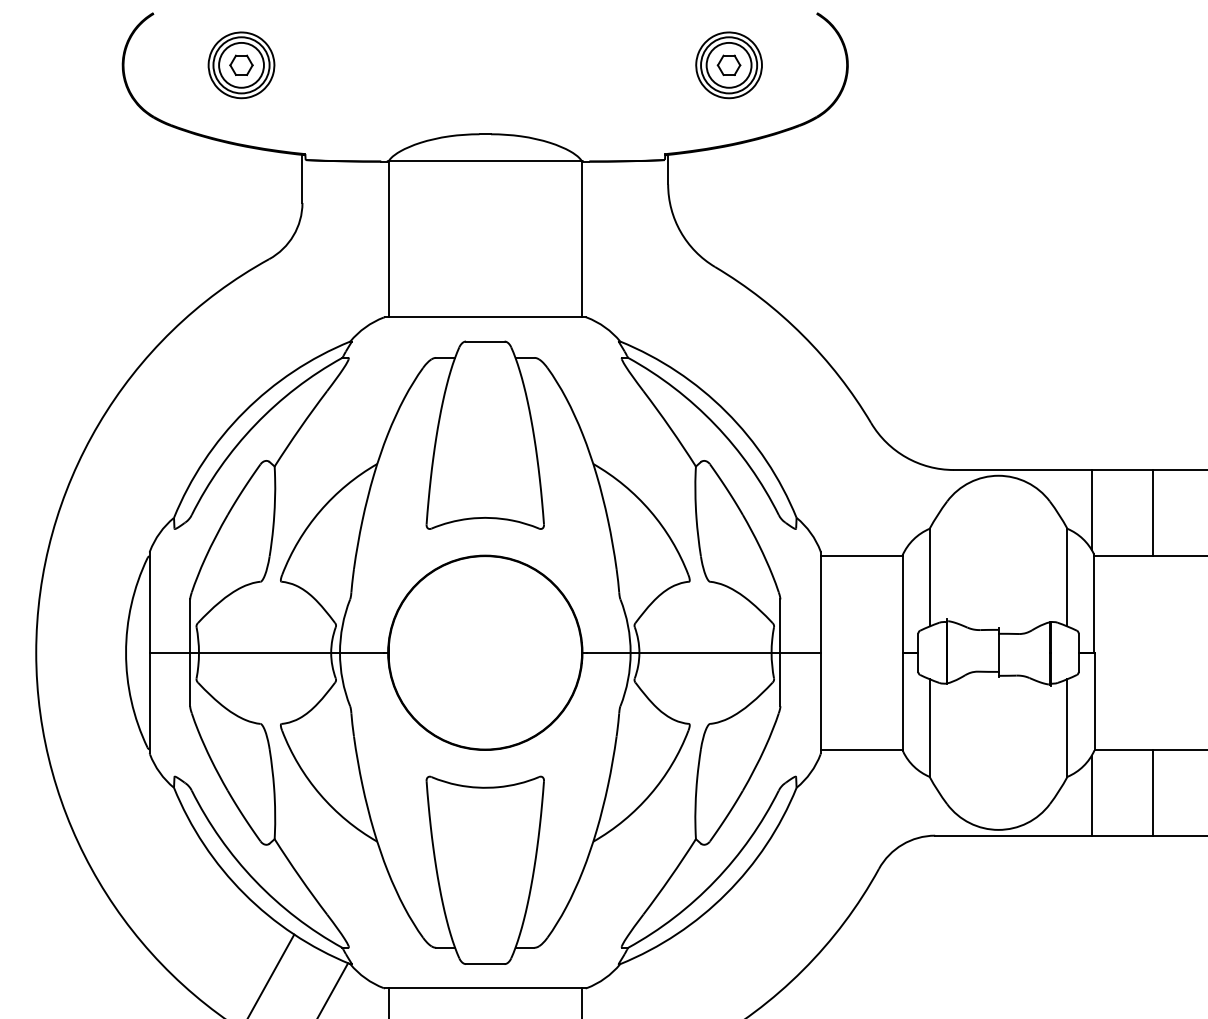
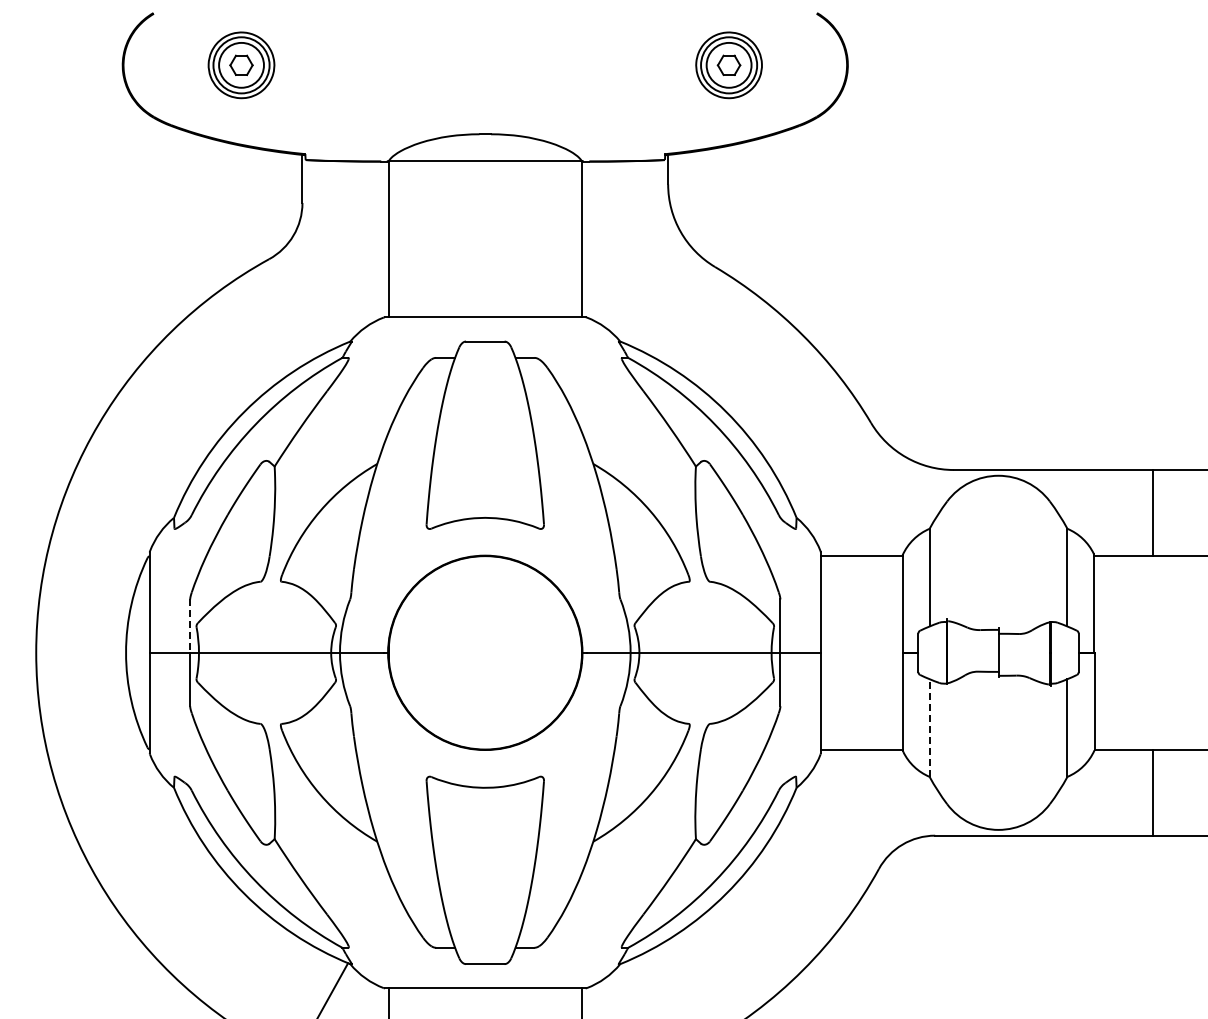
line: present -> none (1091, 509)
line: solid -> dashed (190, 626)
line: solid -> dashed (929, 728)
line: present -> none (1091, 795)
line: present -> none (271, 974)
